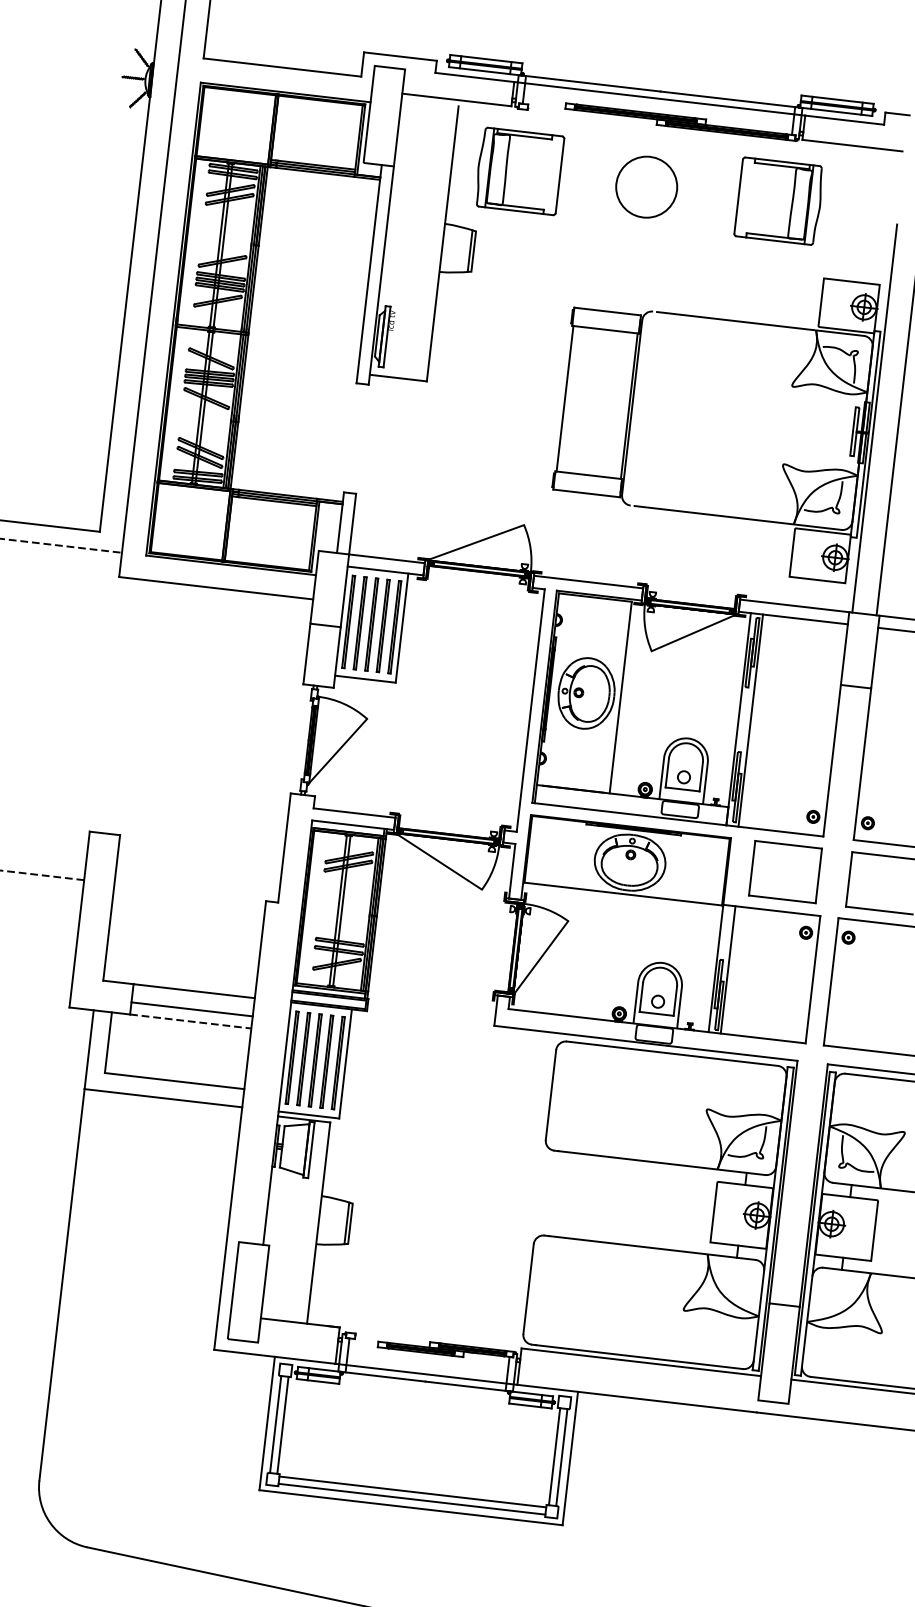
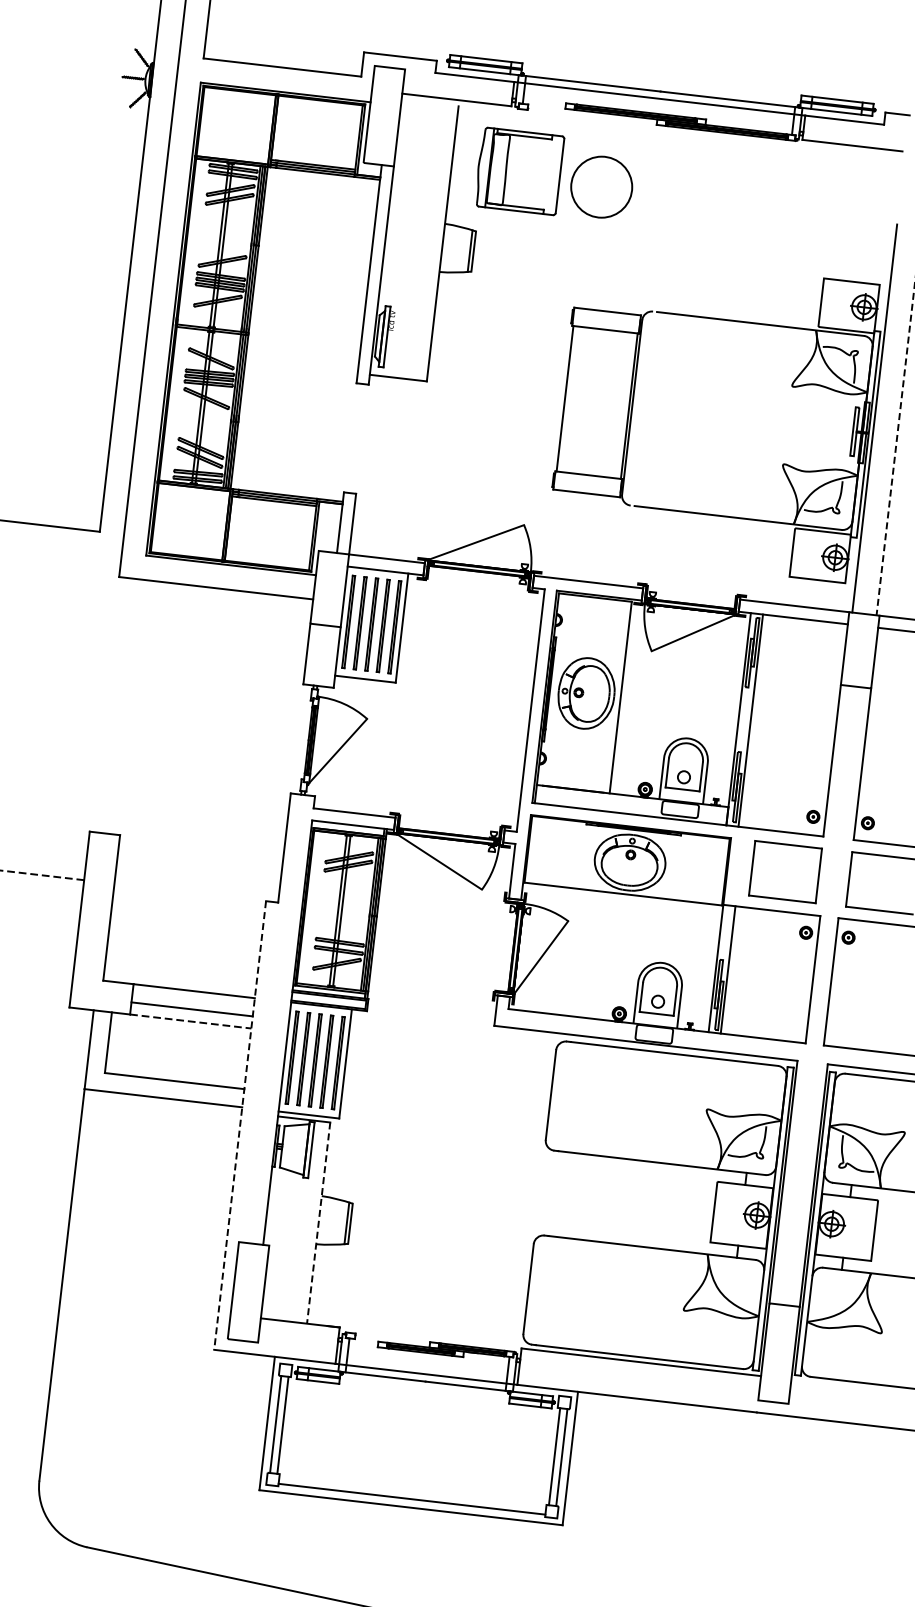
circle position: (646, 186) -> (601, 186) (601, 186)
part: present -> none (777, 200)
line: solid -> dashed (895, 449)
line: present -> none (61, 545)
line: solid -> dashed (240, 1125)
line: solid -> dashed (318, 1223)
line: present -> none (851, 1386)
line: present -> none (412, 1491)
